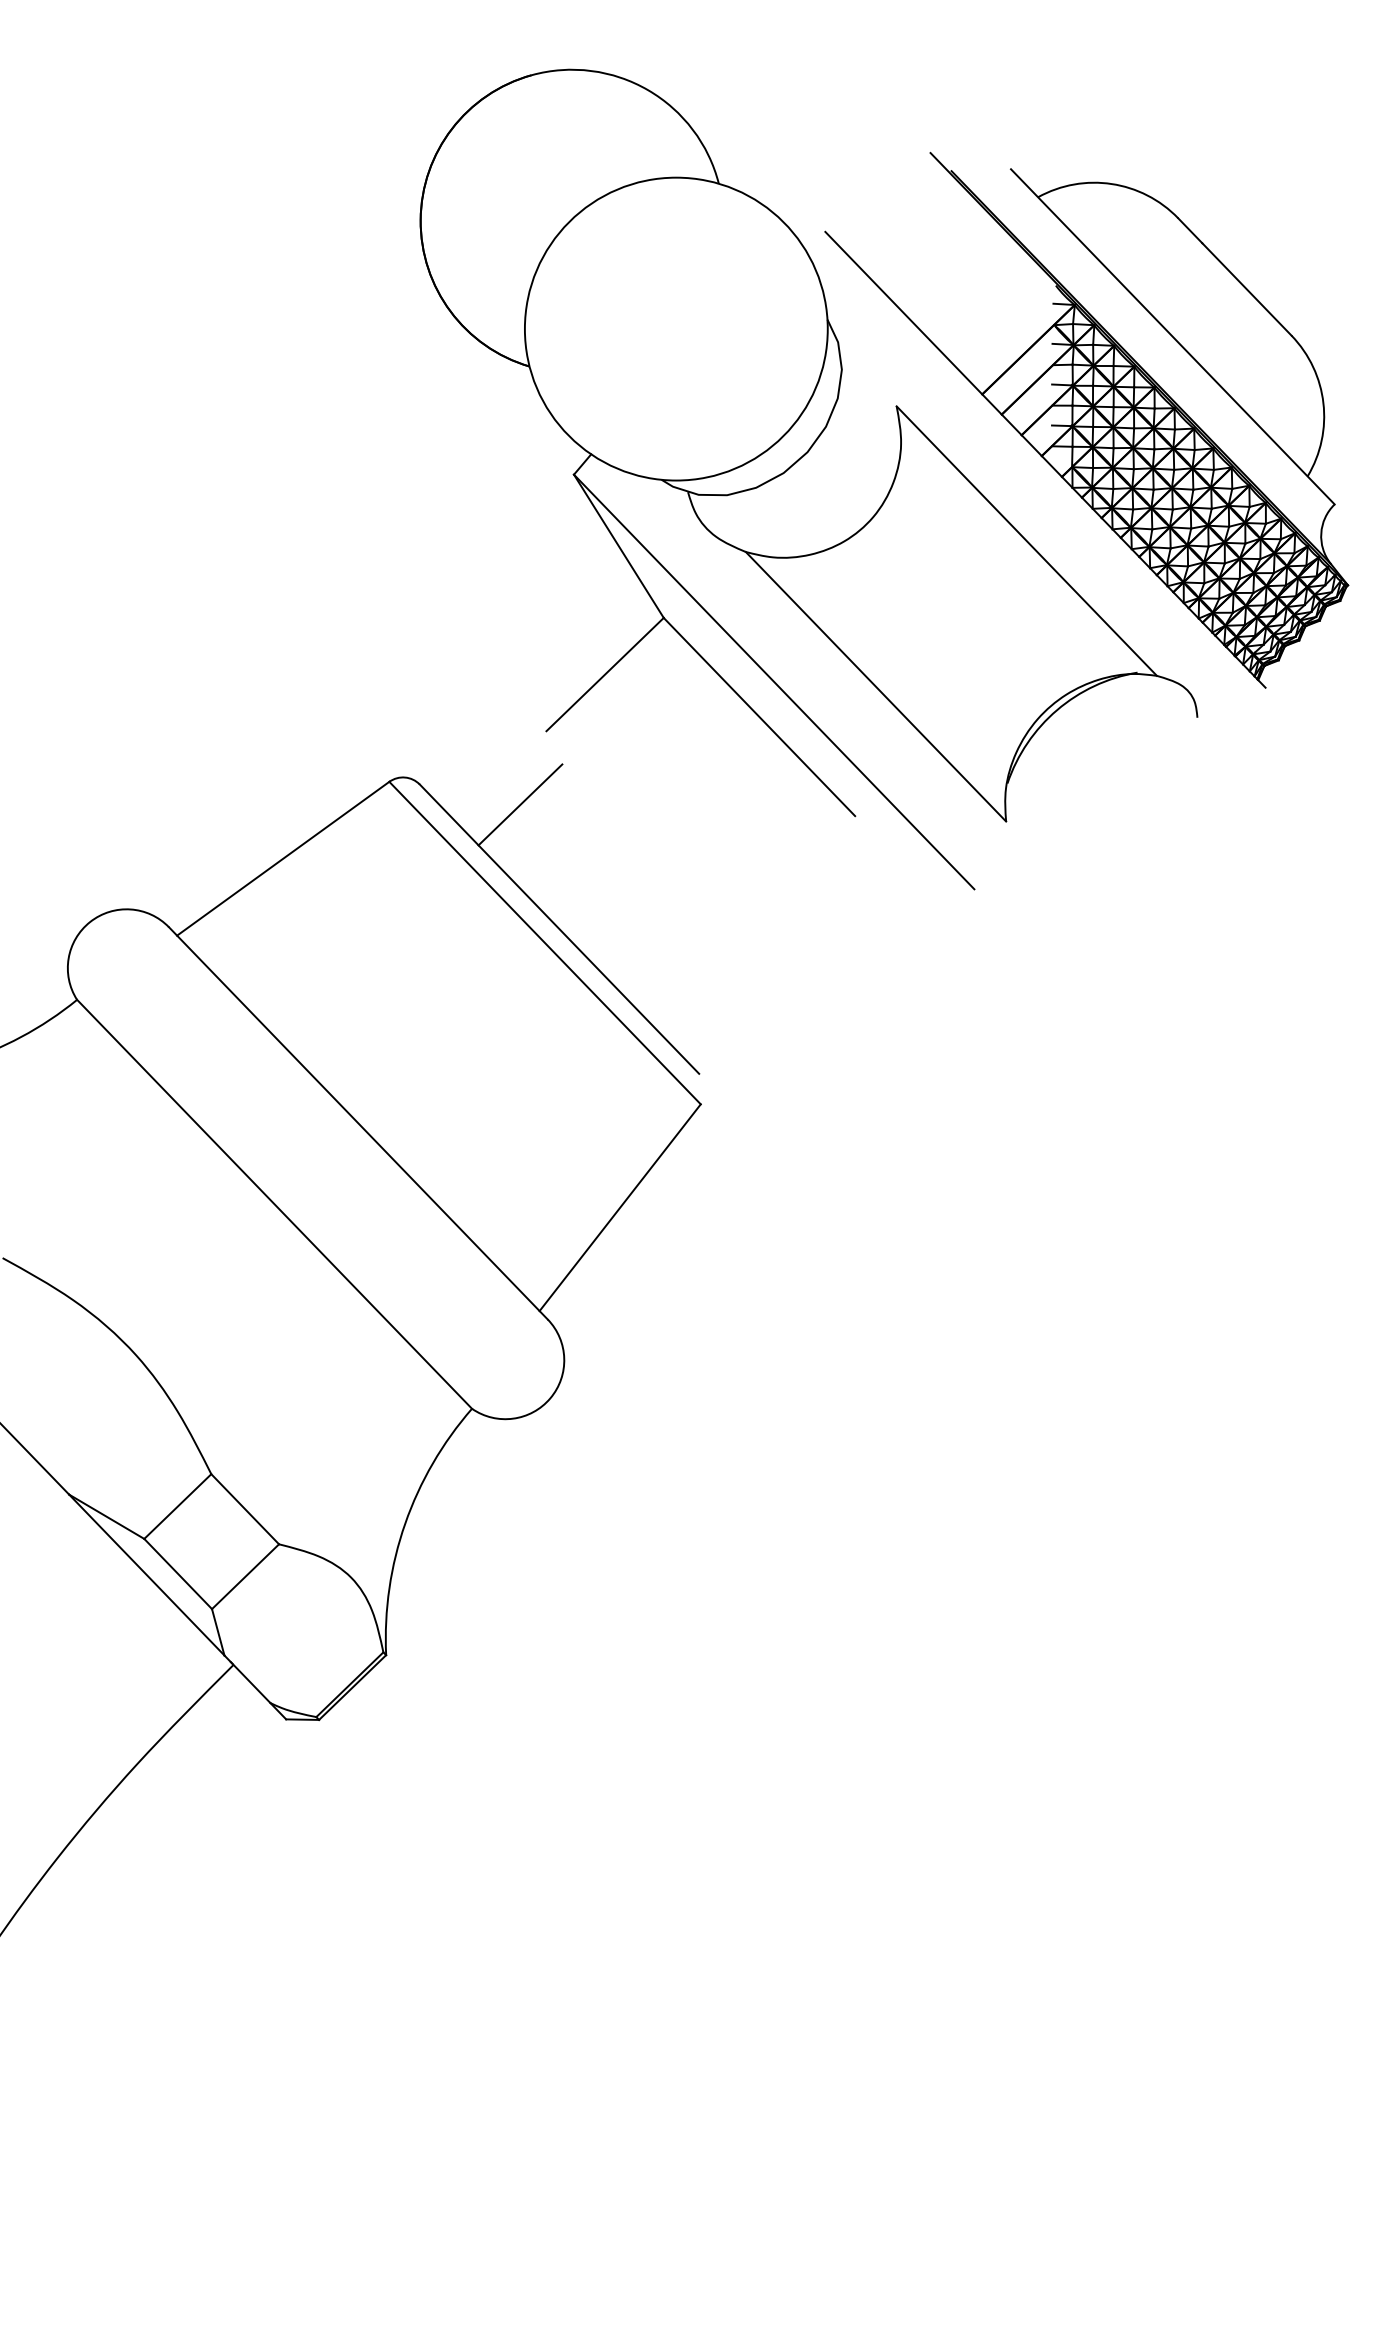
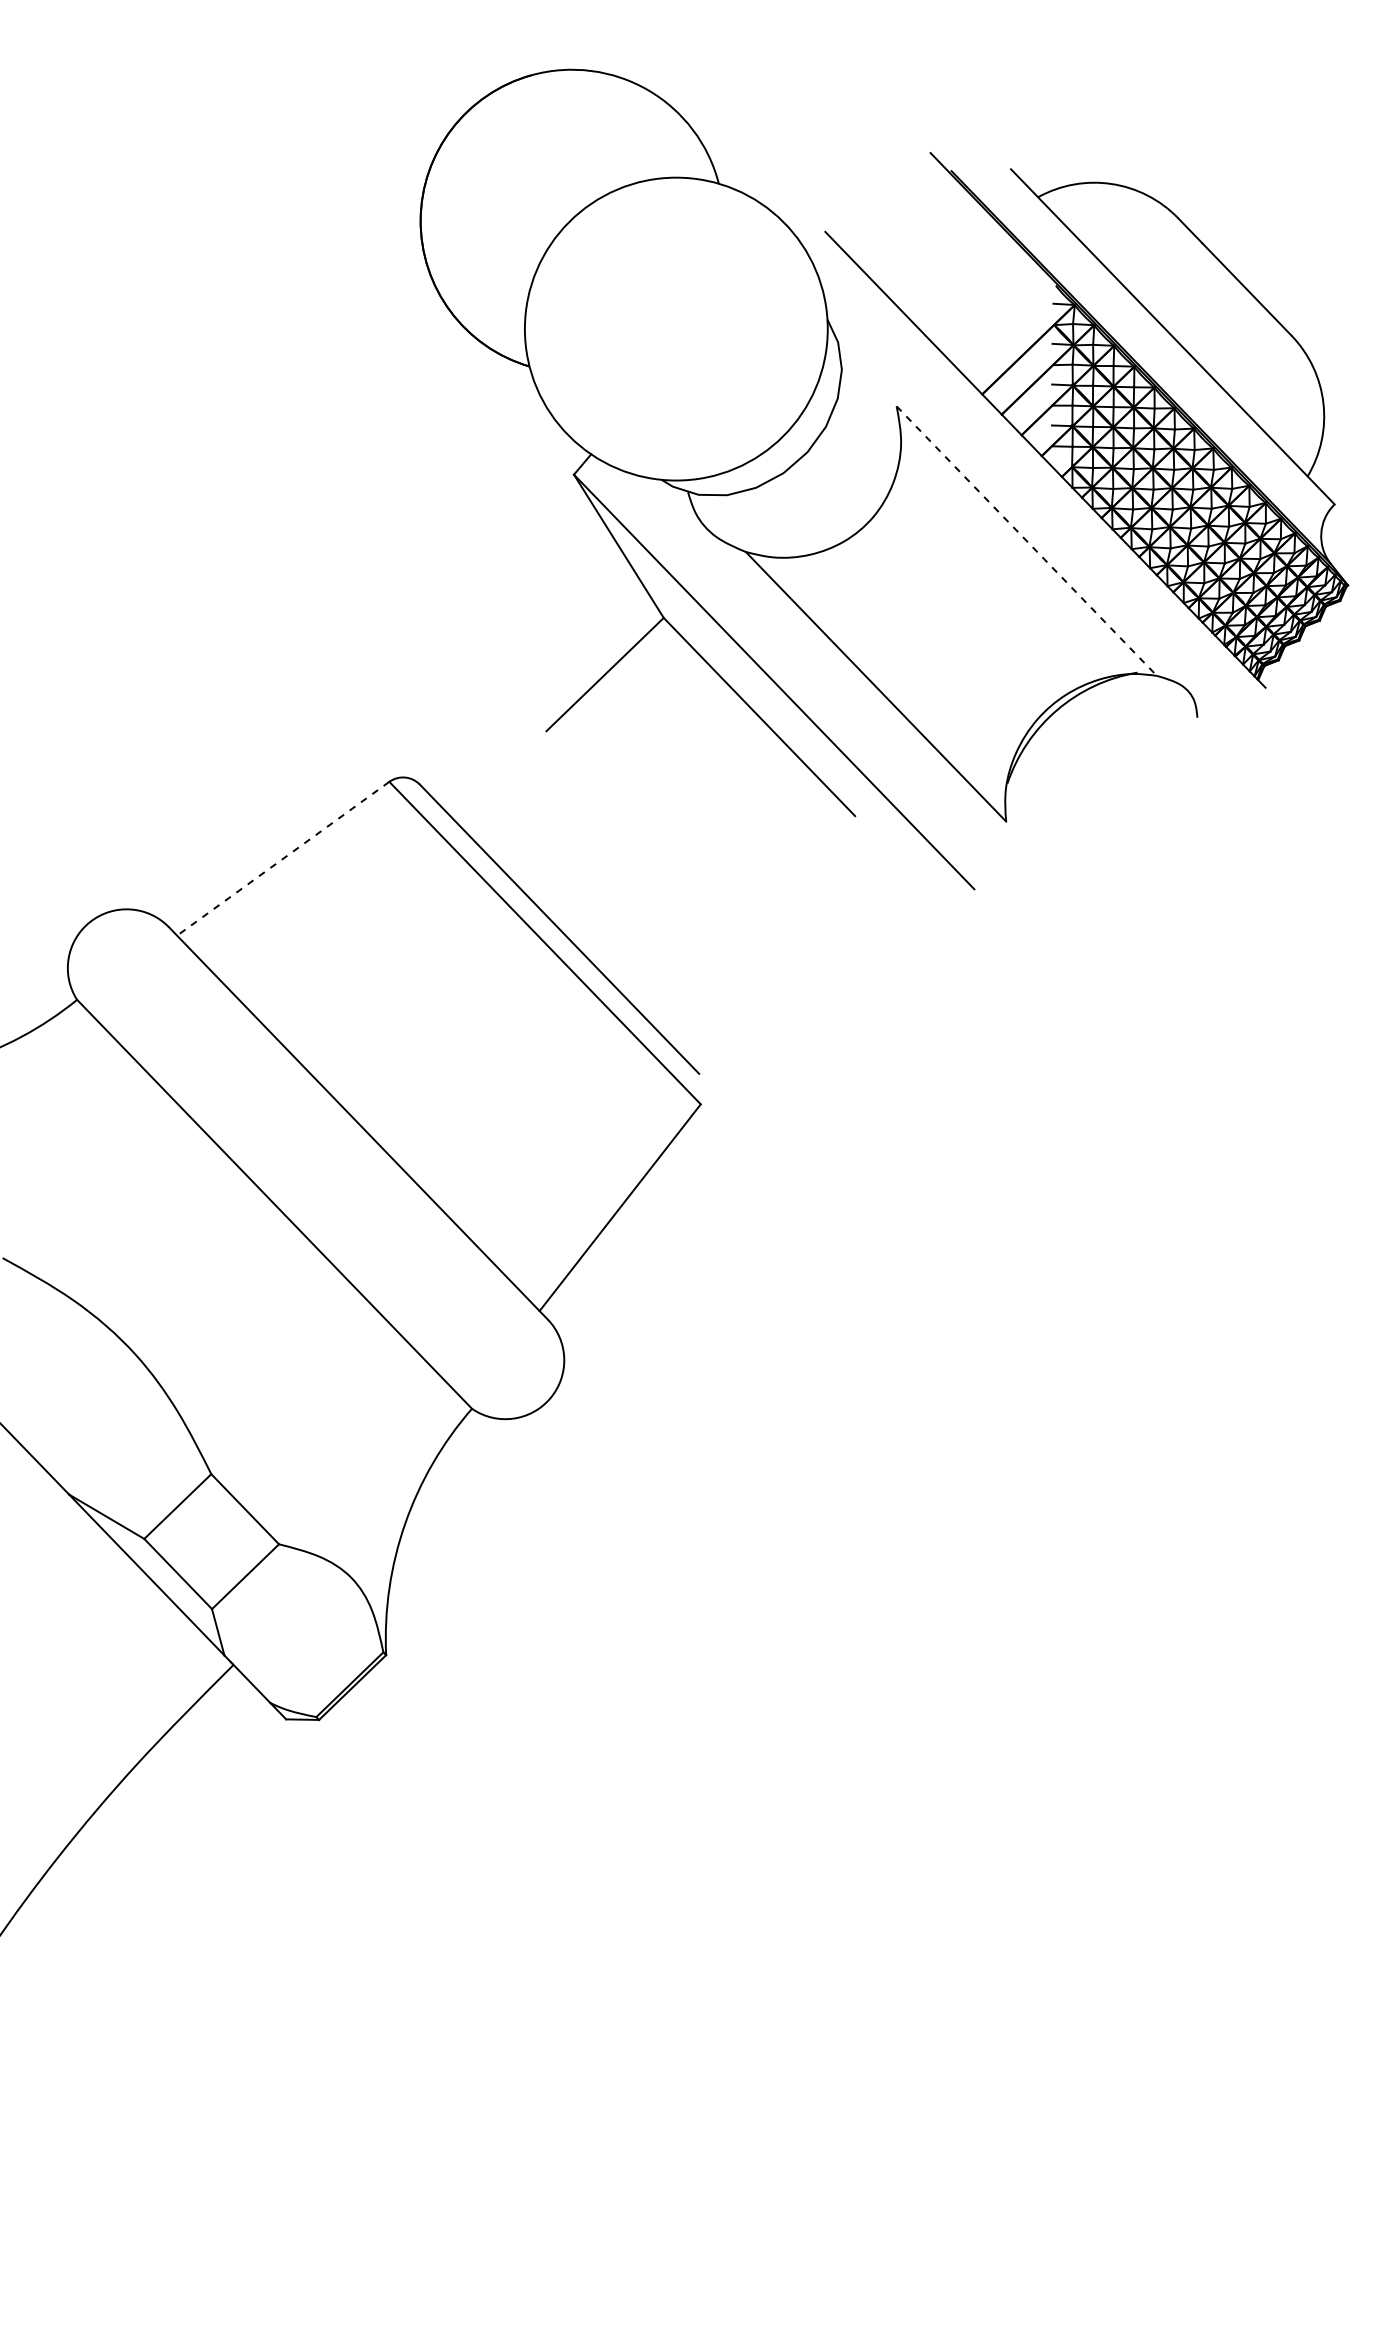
line: solid -> dashed (1027, 541)
line: present -> none (520, 804)
line: solid -> dashed (282, 859)
